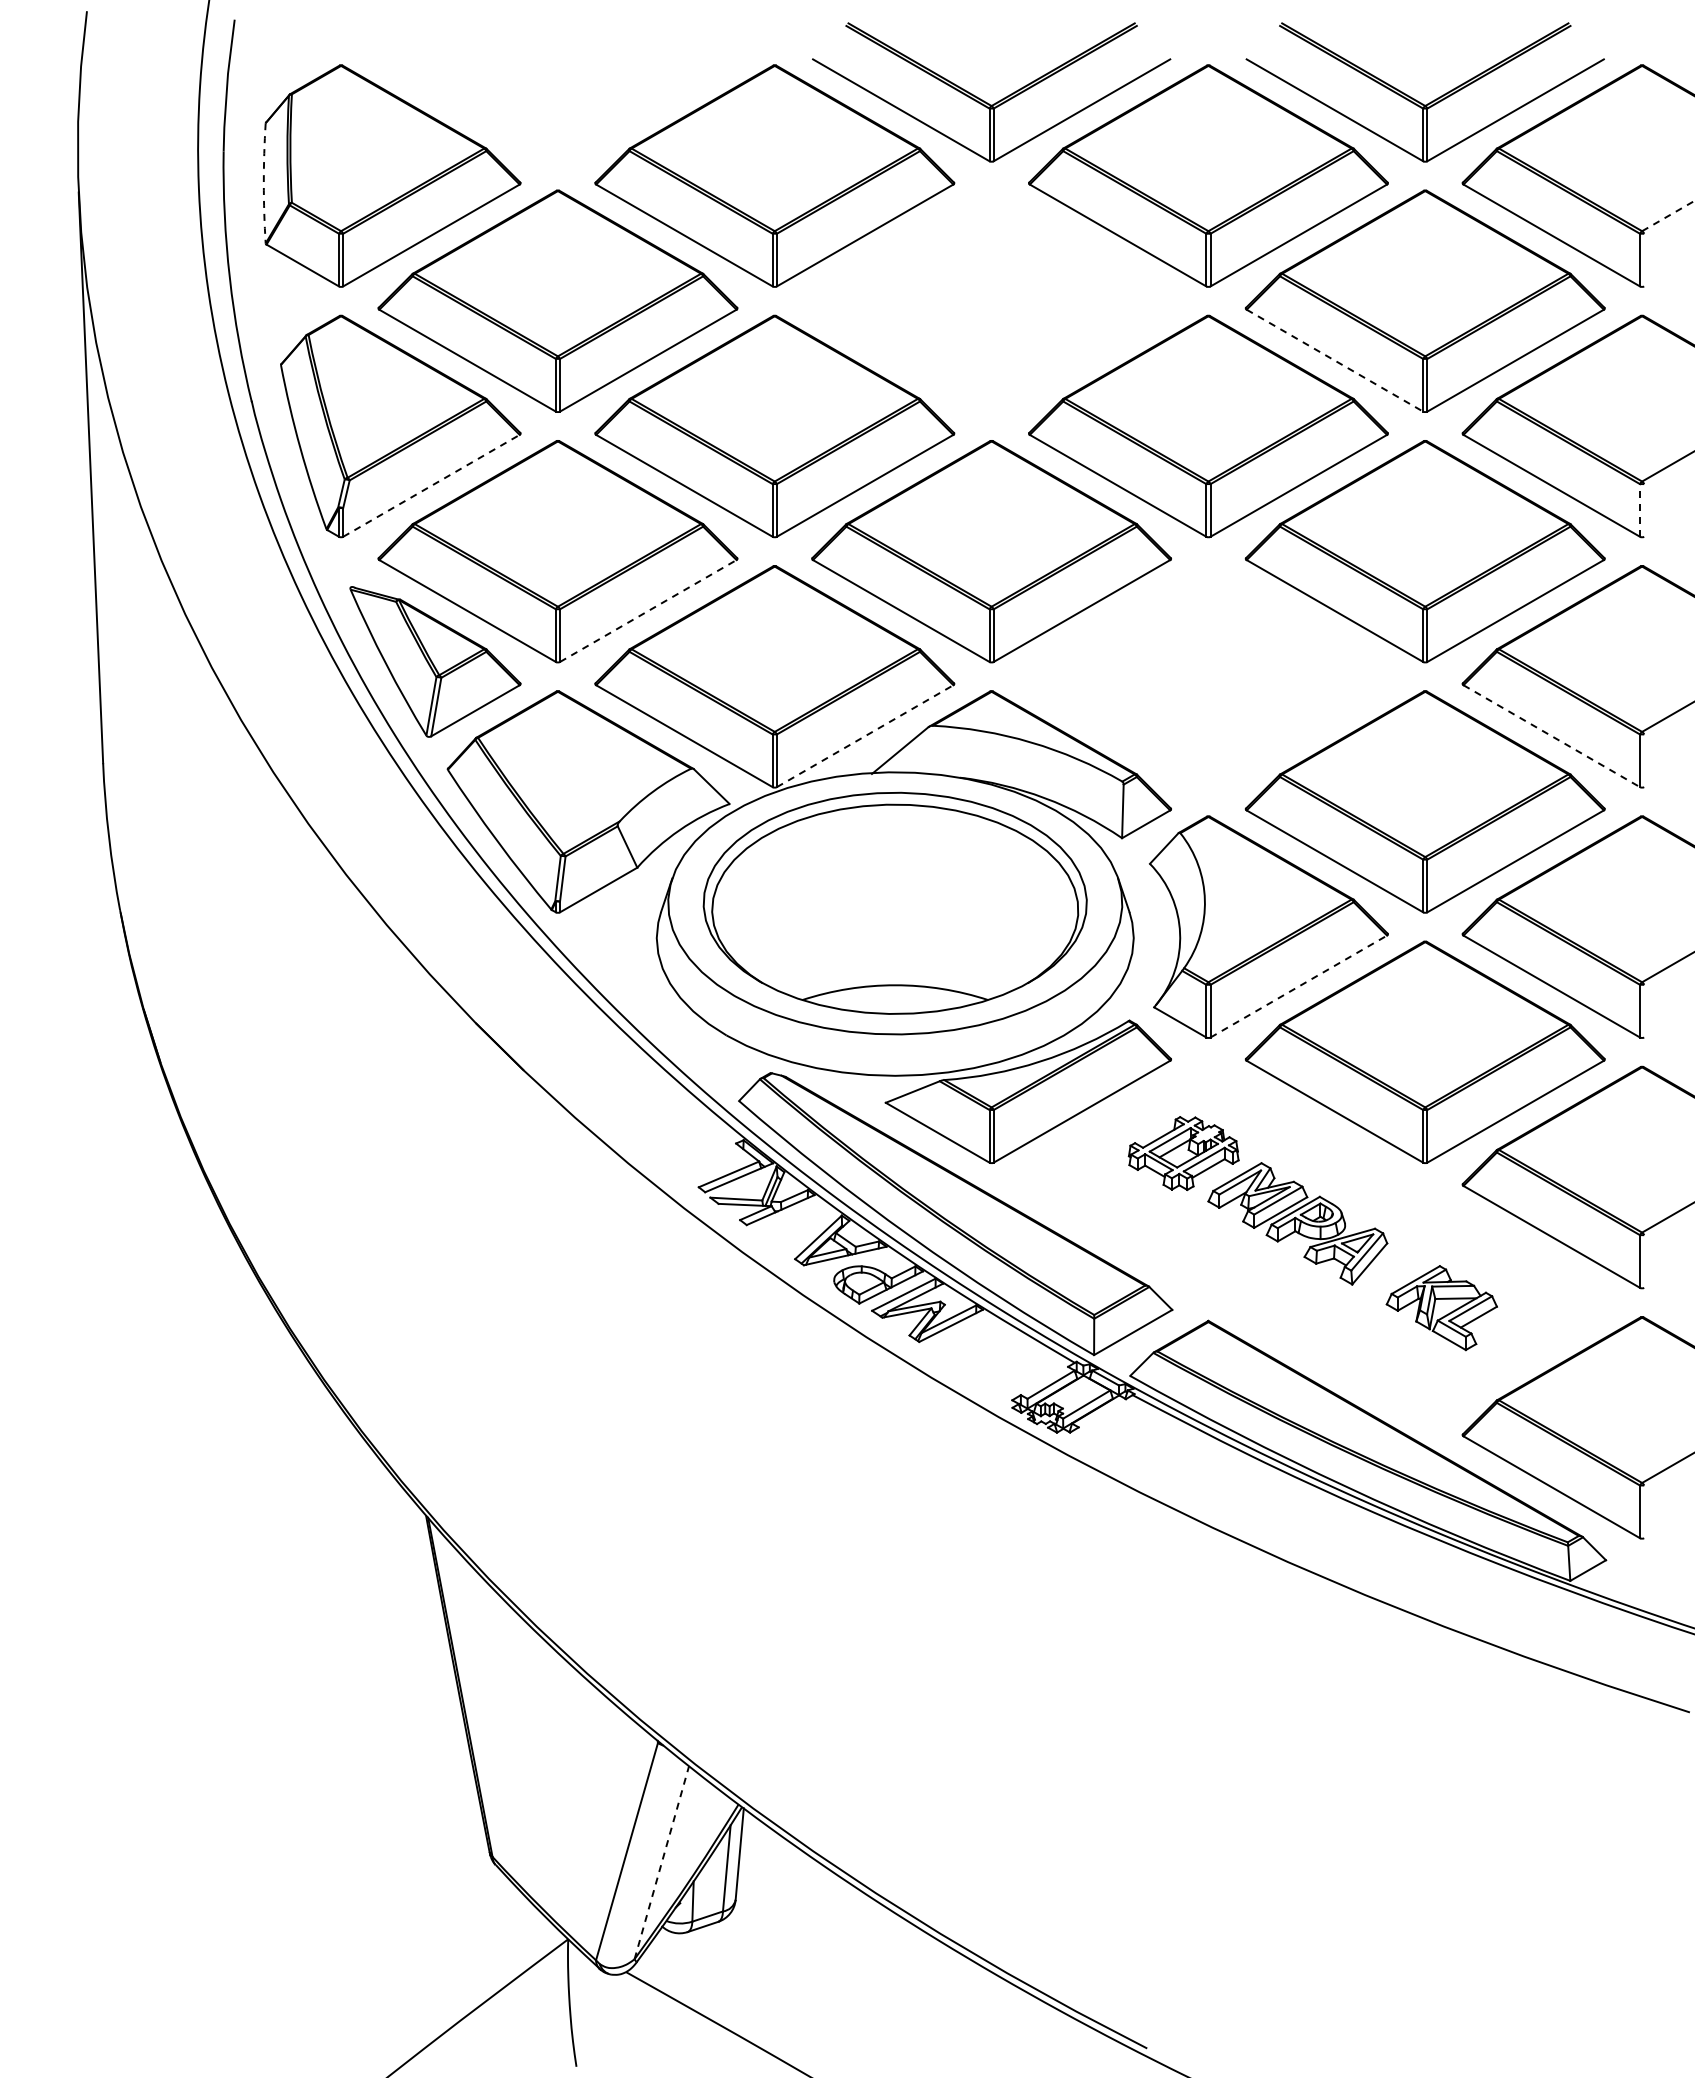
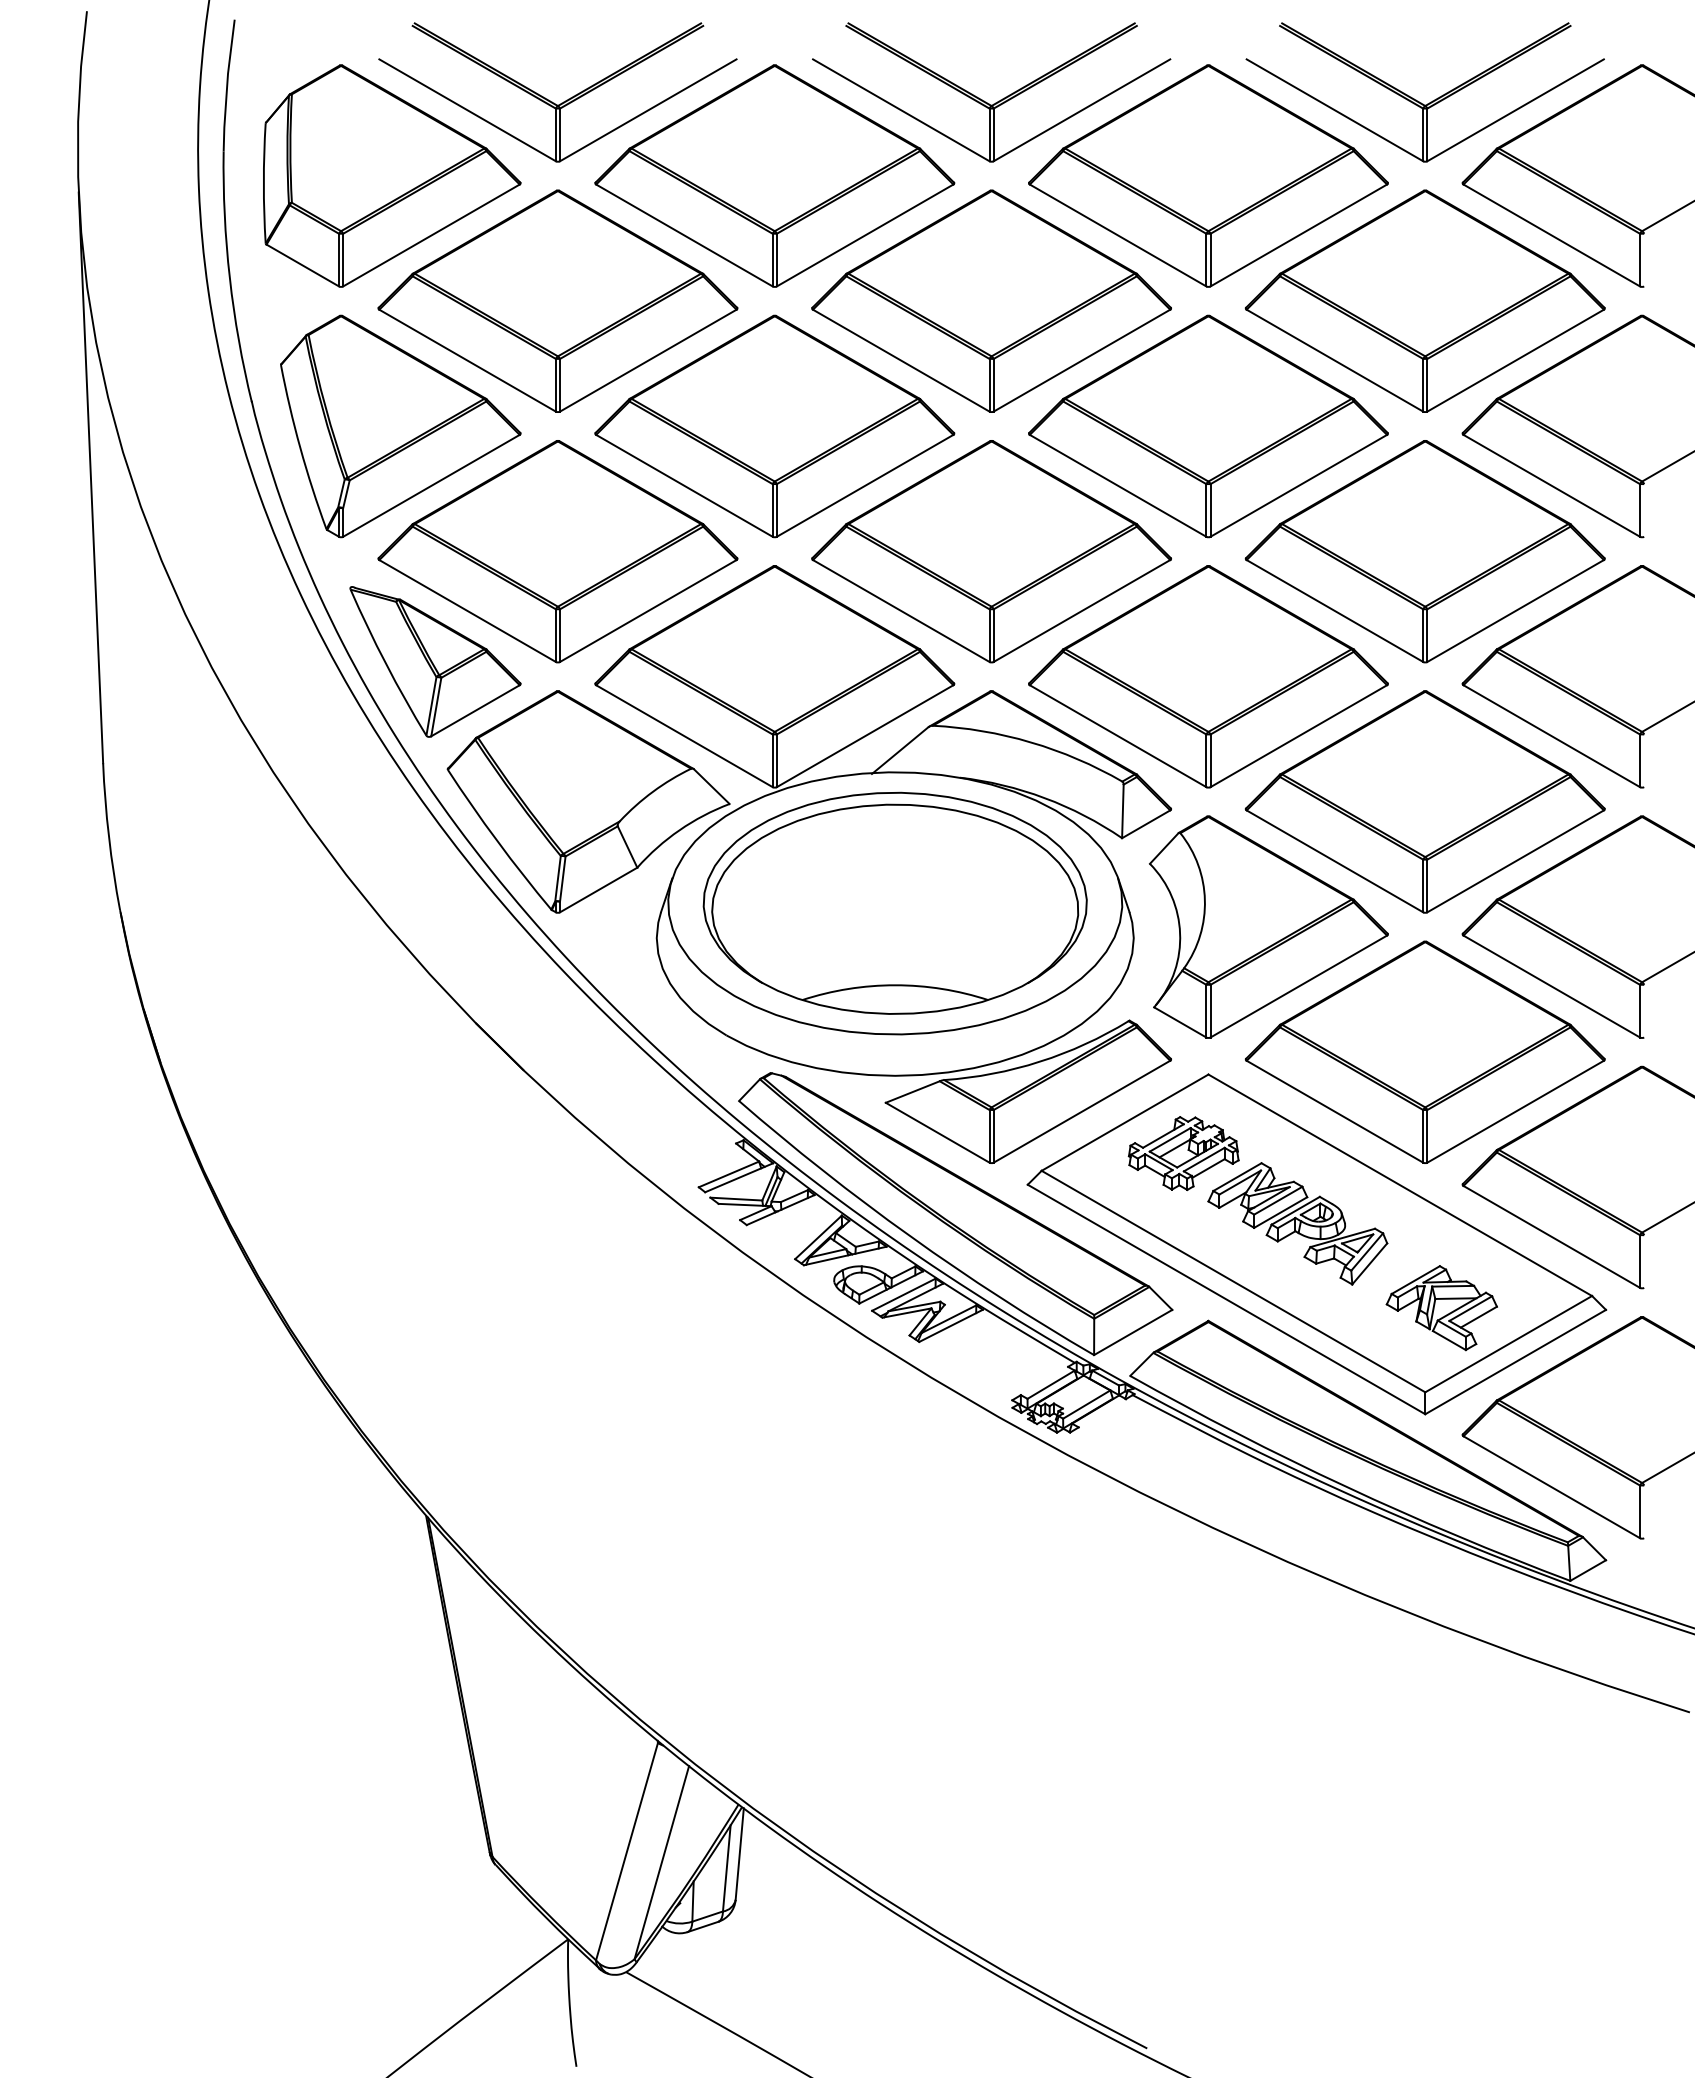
part: none -> present (552, 101)
arc: dashed -> solid (263, 183)
line: dashed -> solid (1668, 215)
part: none -> present (991, 300)
line: dashed -> solid (1334, 360)
line: dashed -> solid (431, 485)
line: dashed -> solid (1640, 509)
line: dashed -> solid (648, 611)
part: none -> present (1208, 676)
line: dashed -> solid (865, 736)
line: dashed -> solid (1551, 736)
line: dashed -> solid (1298, 986)
part: none -> present (1316, 1244)
line: dashed -> solid (661, 1862)
